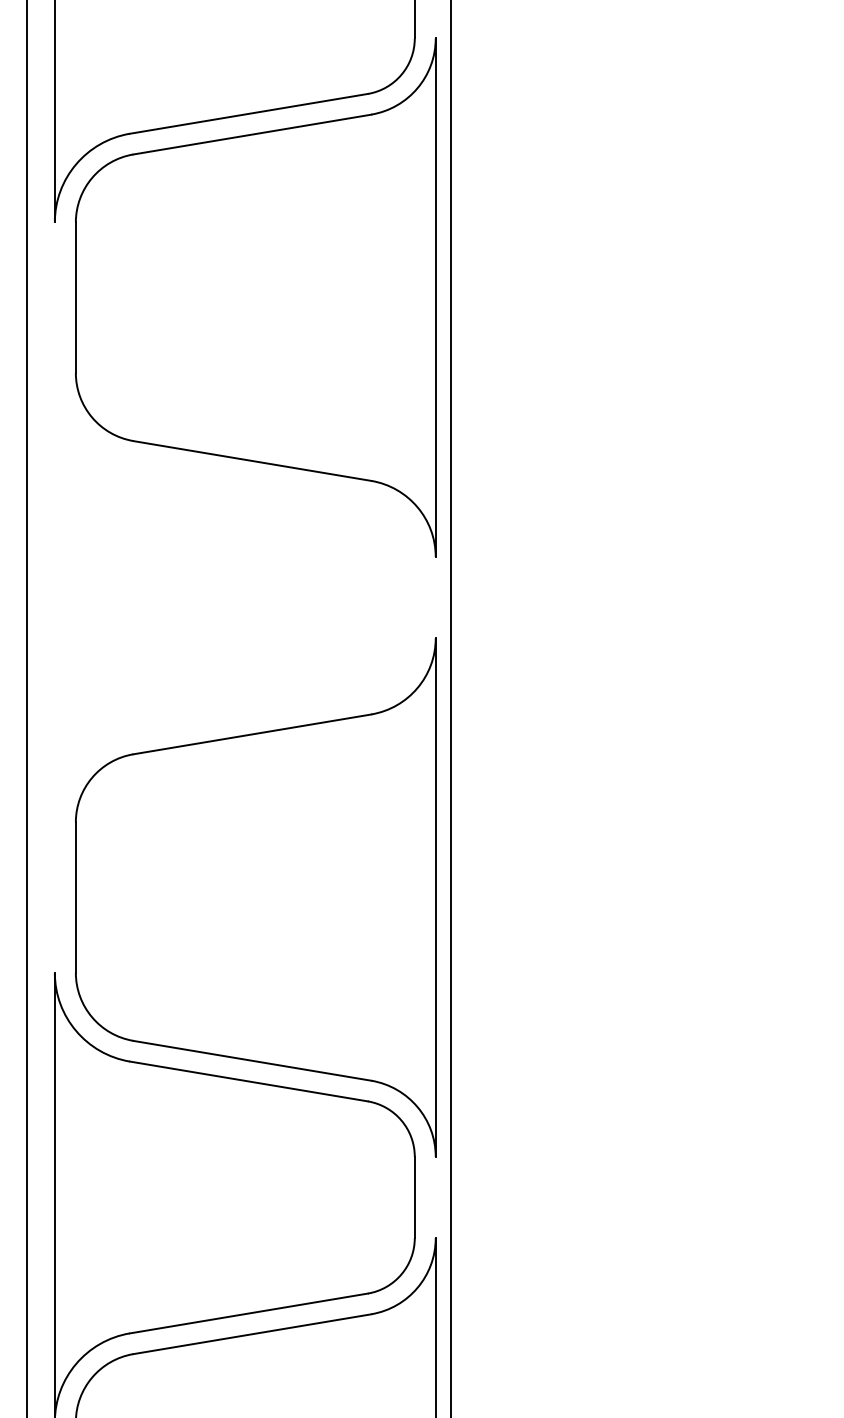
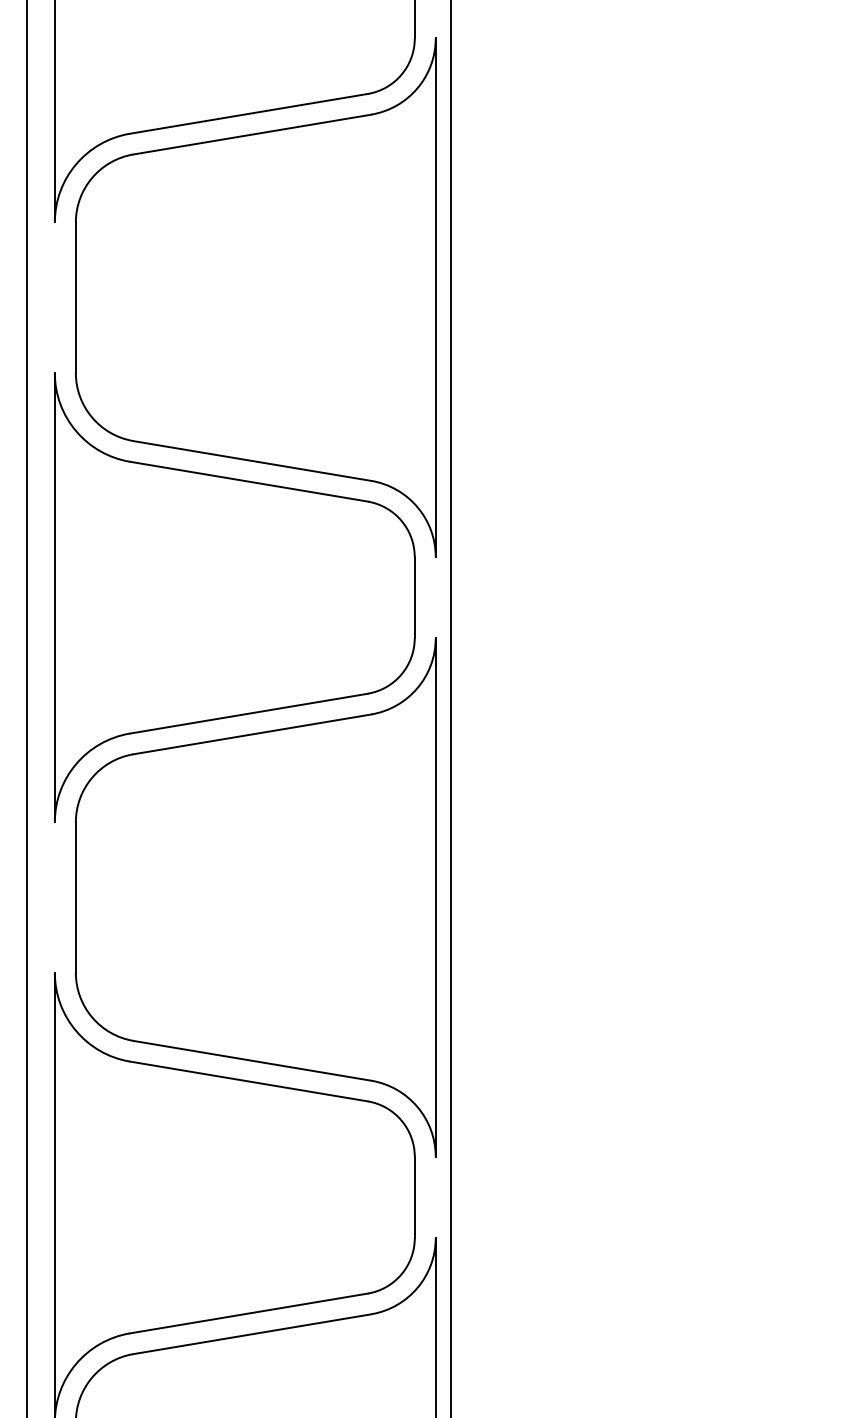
part: none -> present (234, 597)
